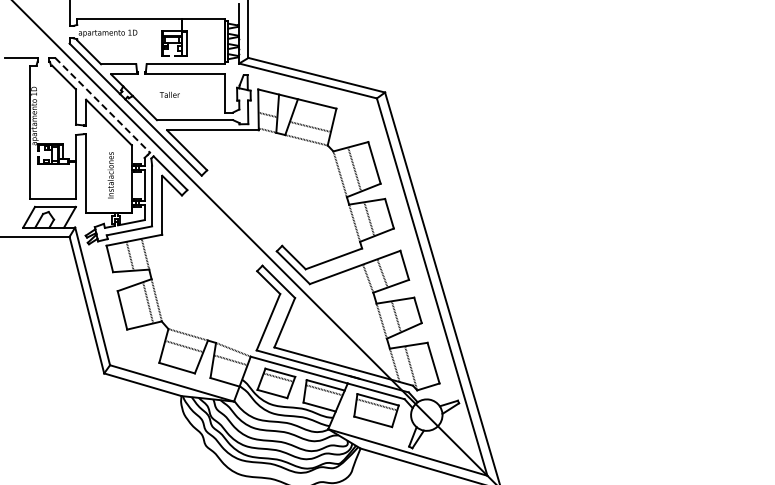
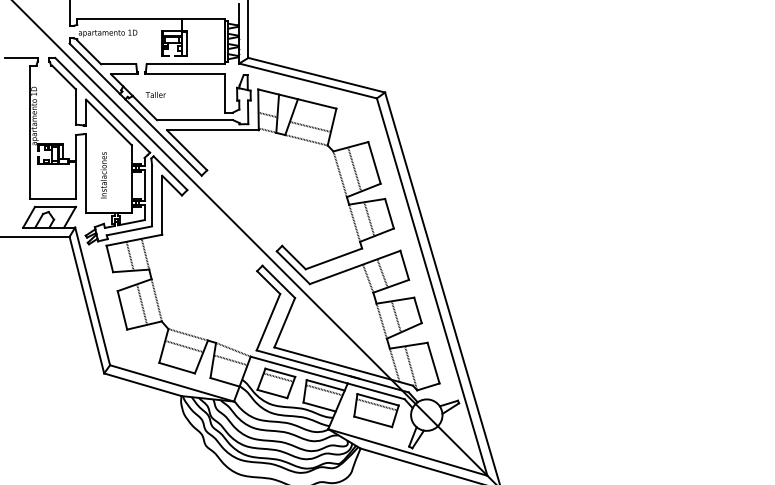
text position: (169, 94) -> (155, 94) (155, 94)
line: dashed -> solid (102, 105)
text position: (110, 175) -> (103, 175) (103, 175)
line position: (147, 302) -> (141, 304) (141, 304)
